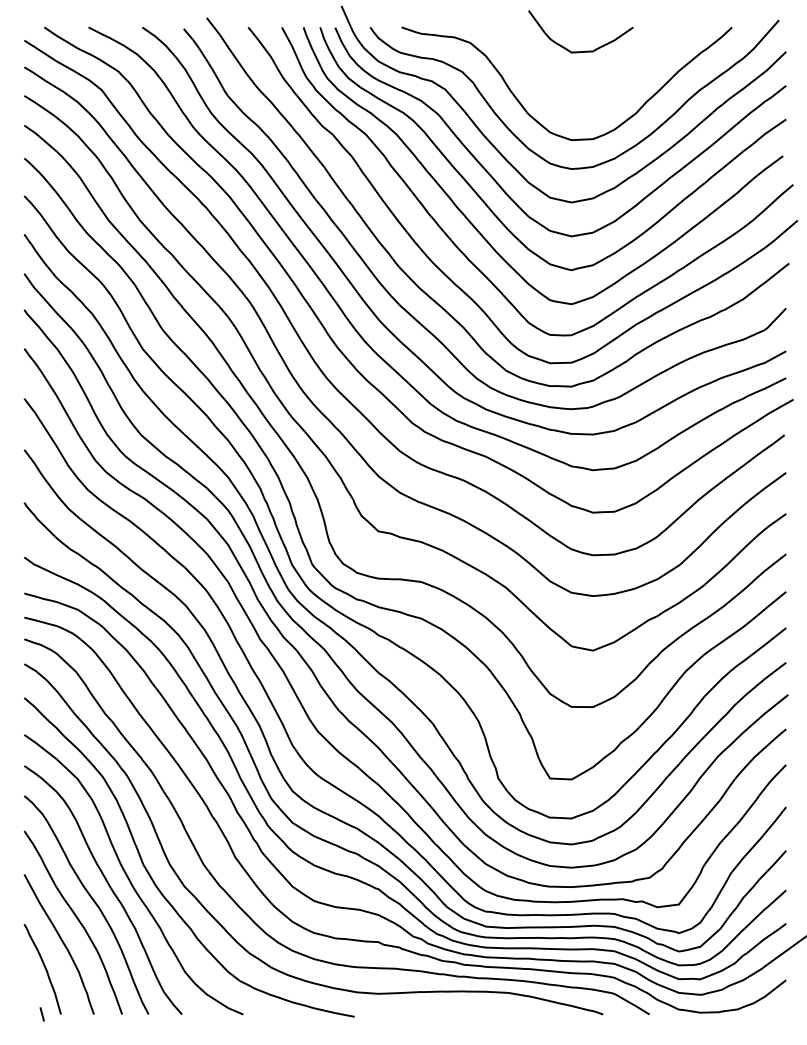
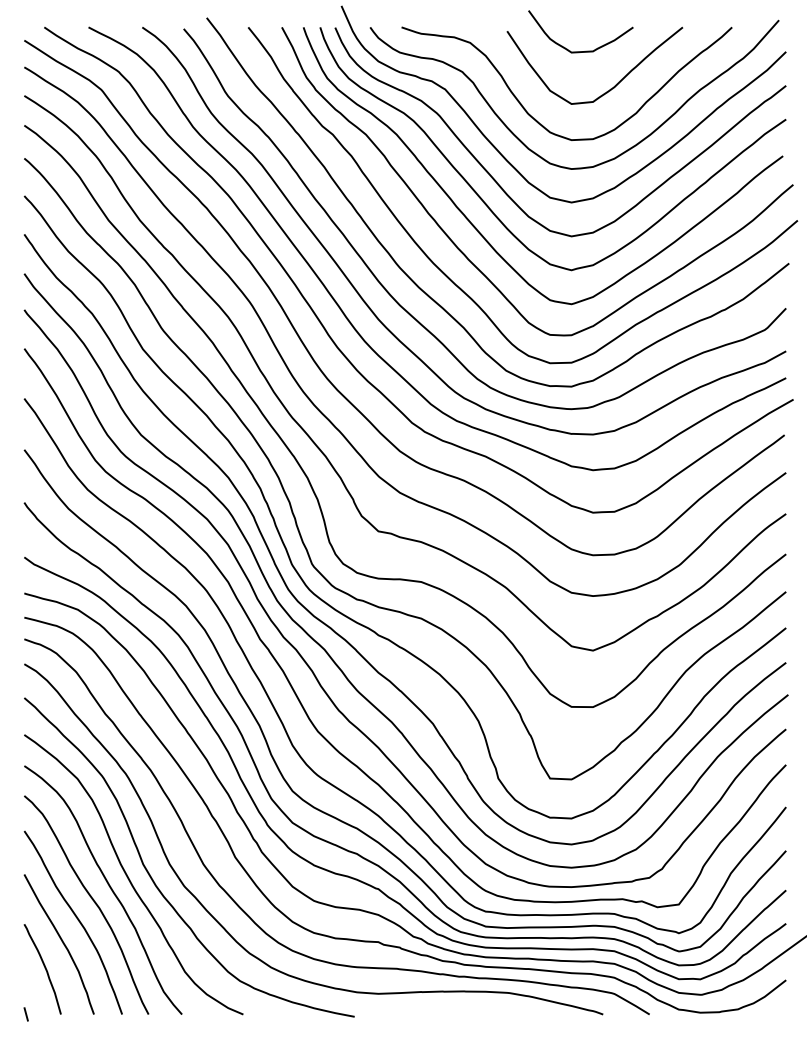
curve: none -> present (610, 88)
line position: (41, 1014) -> (25, 1014) (25, 1014)
